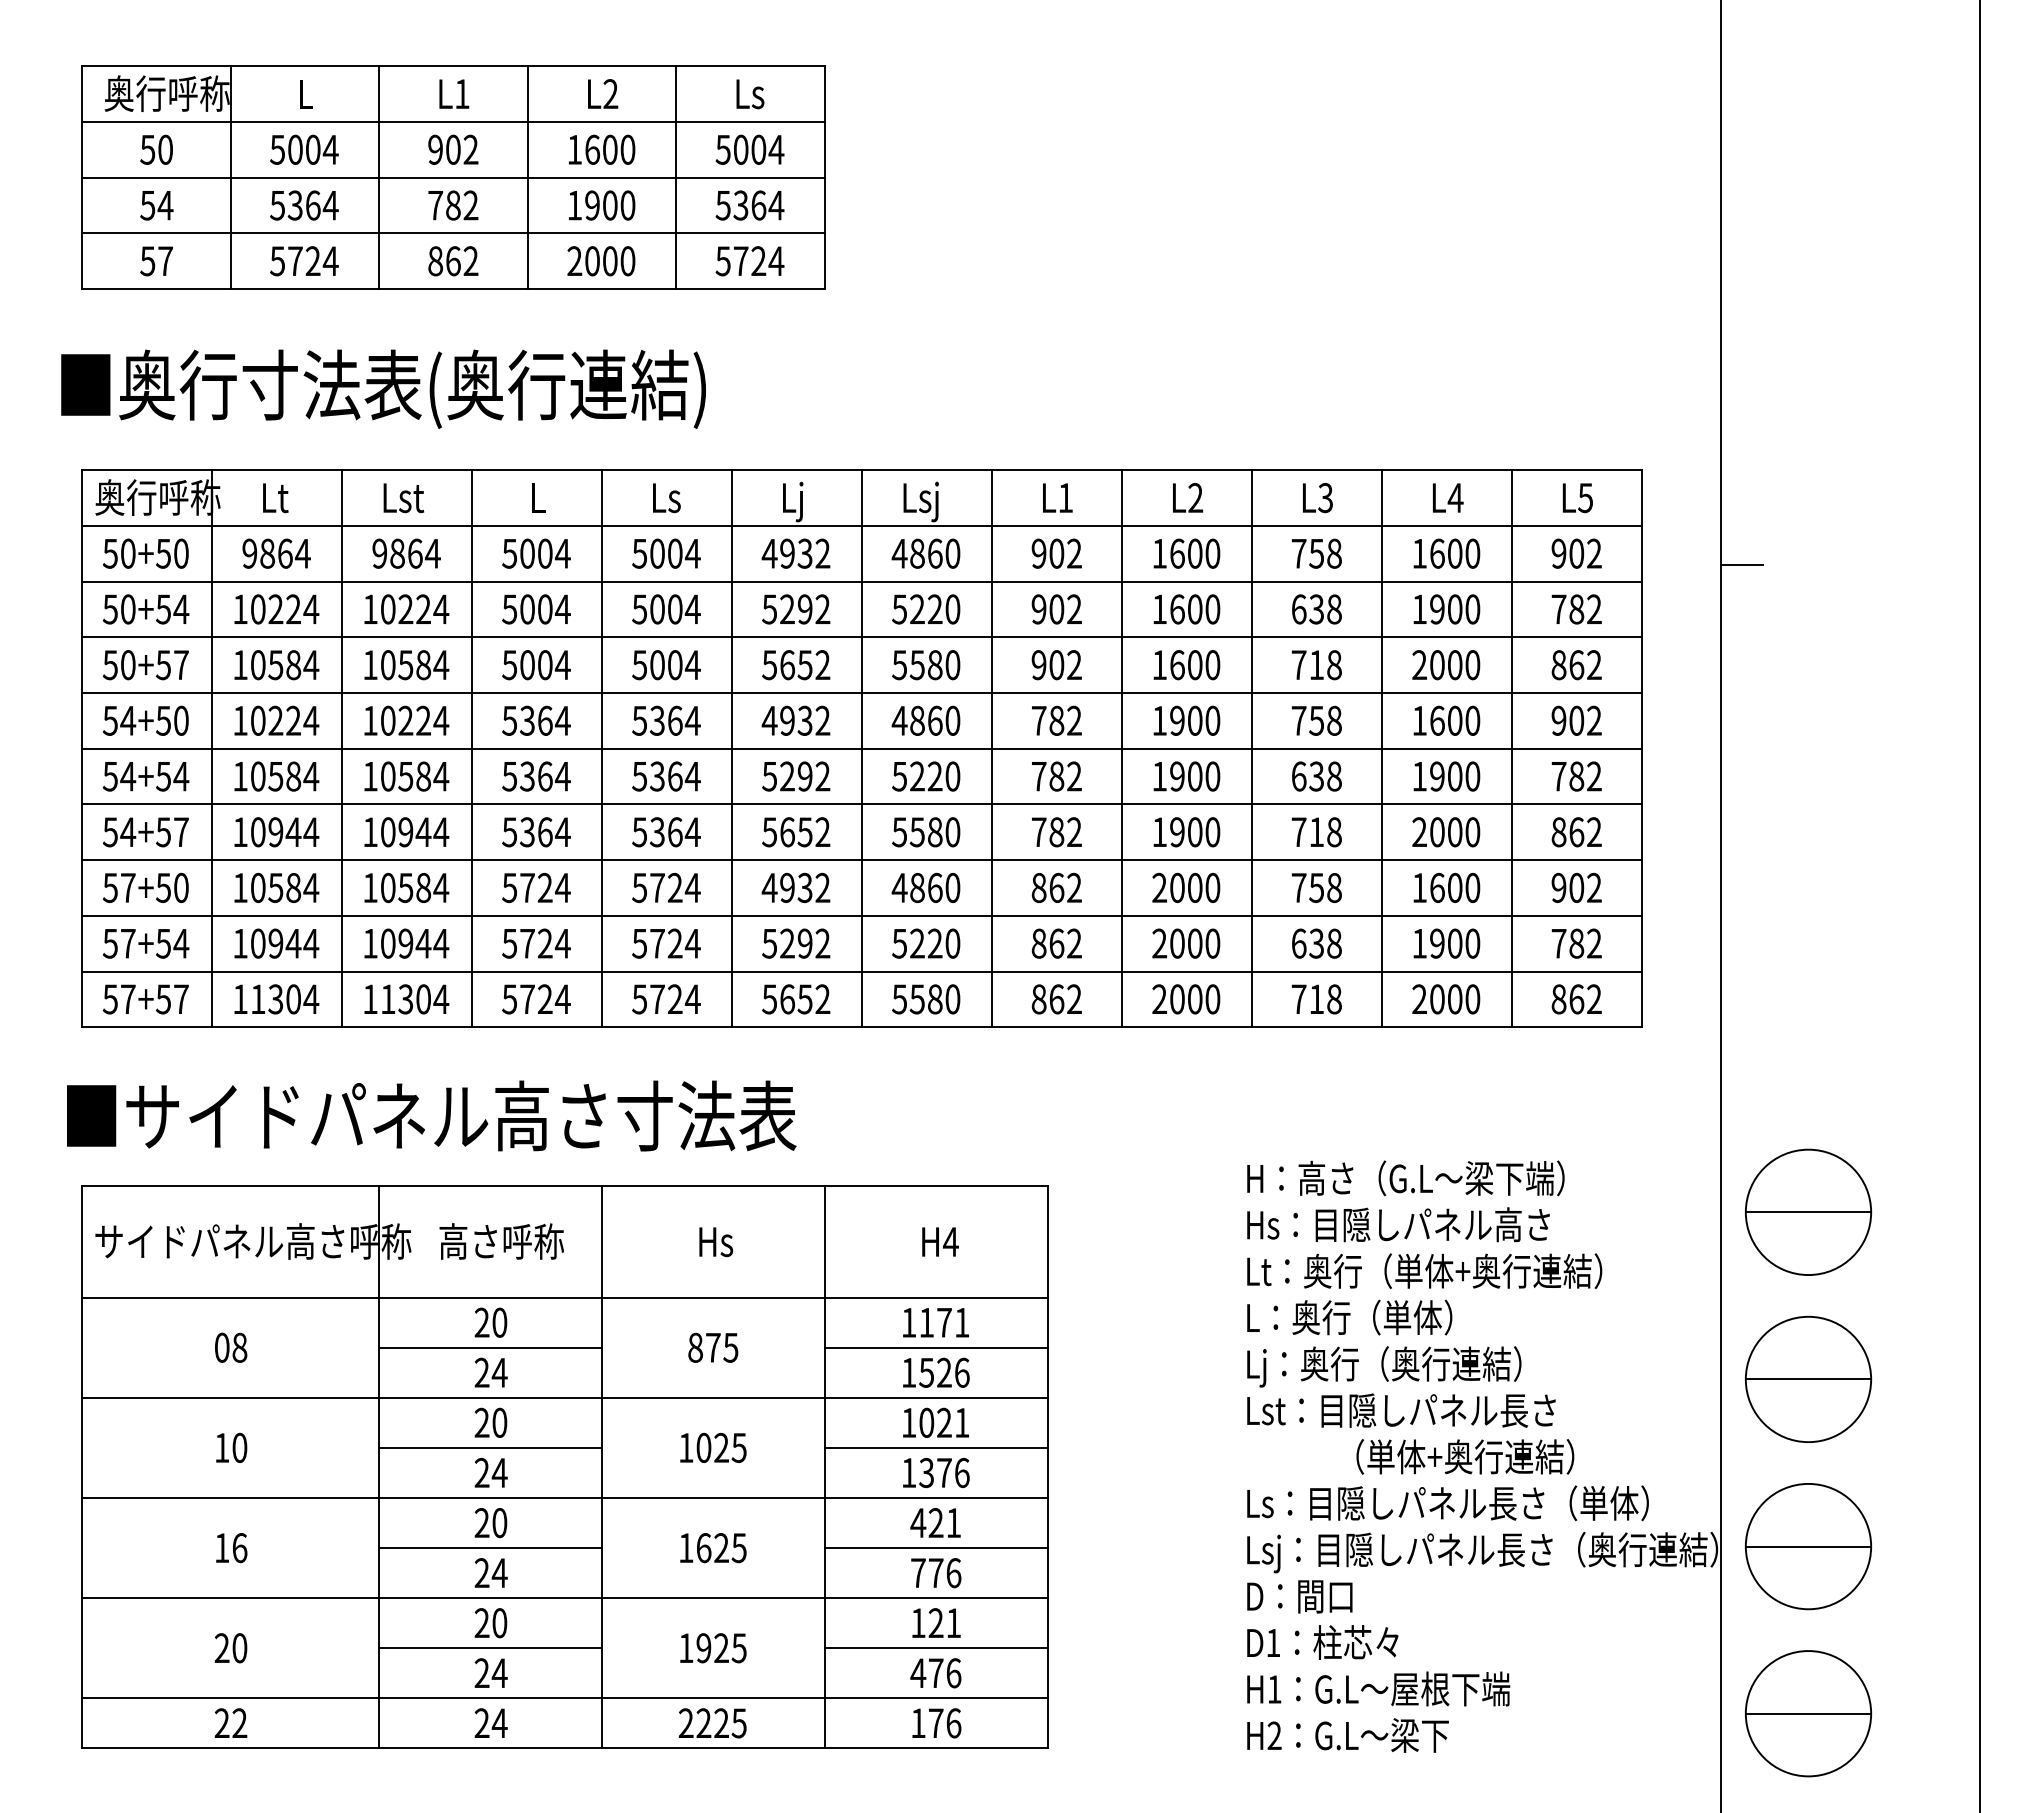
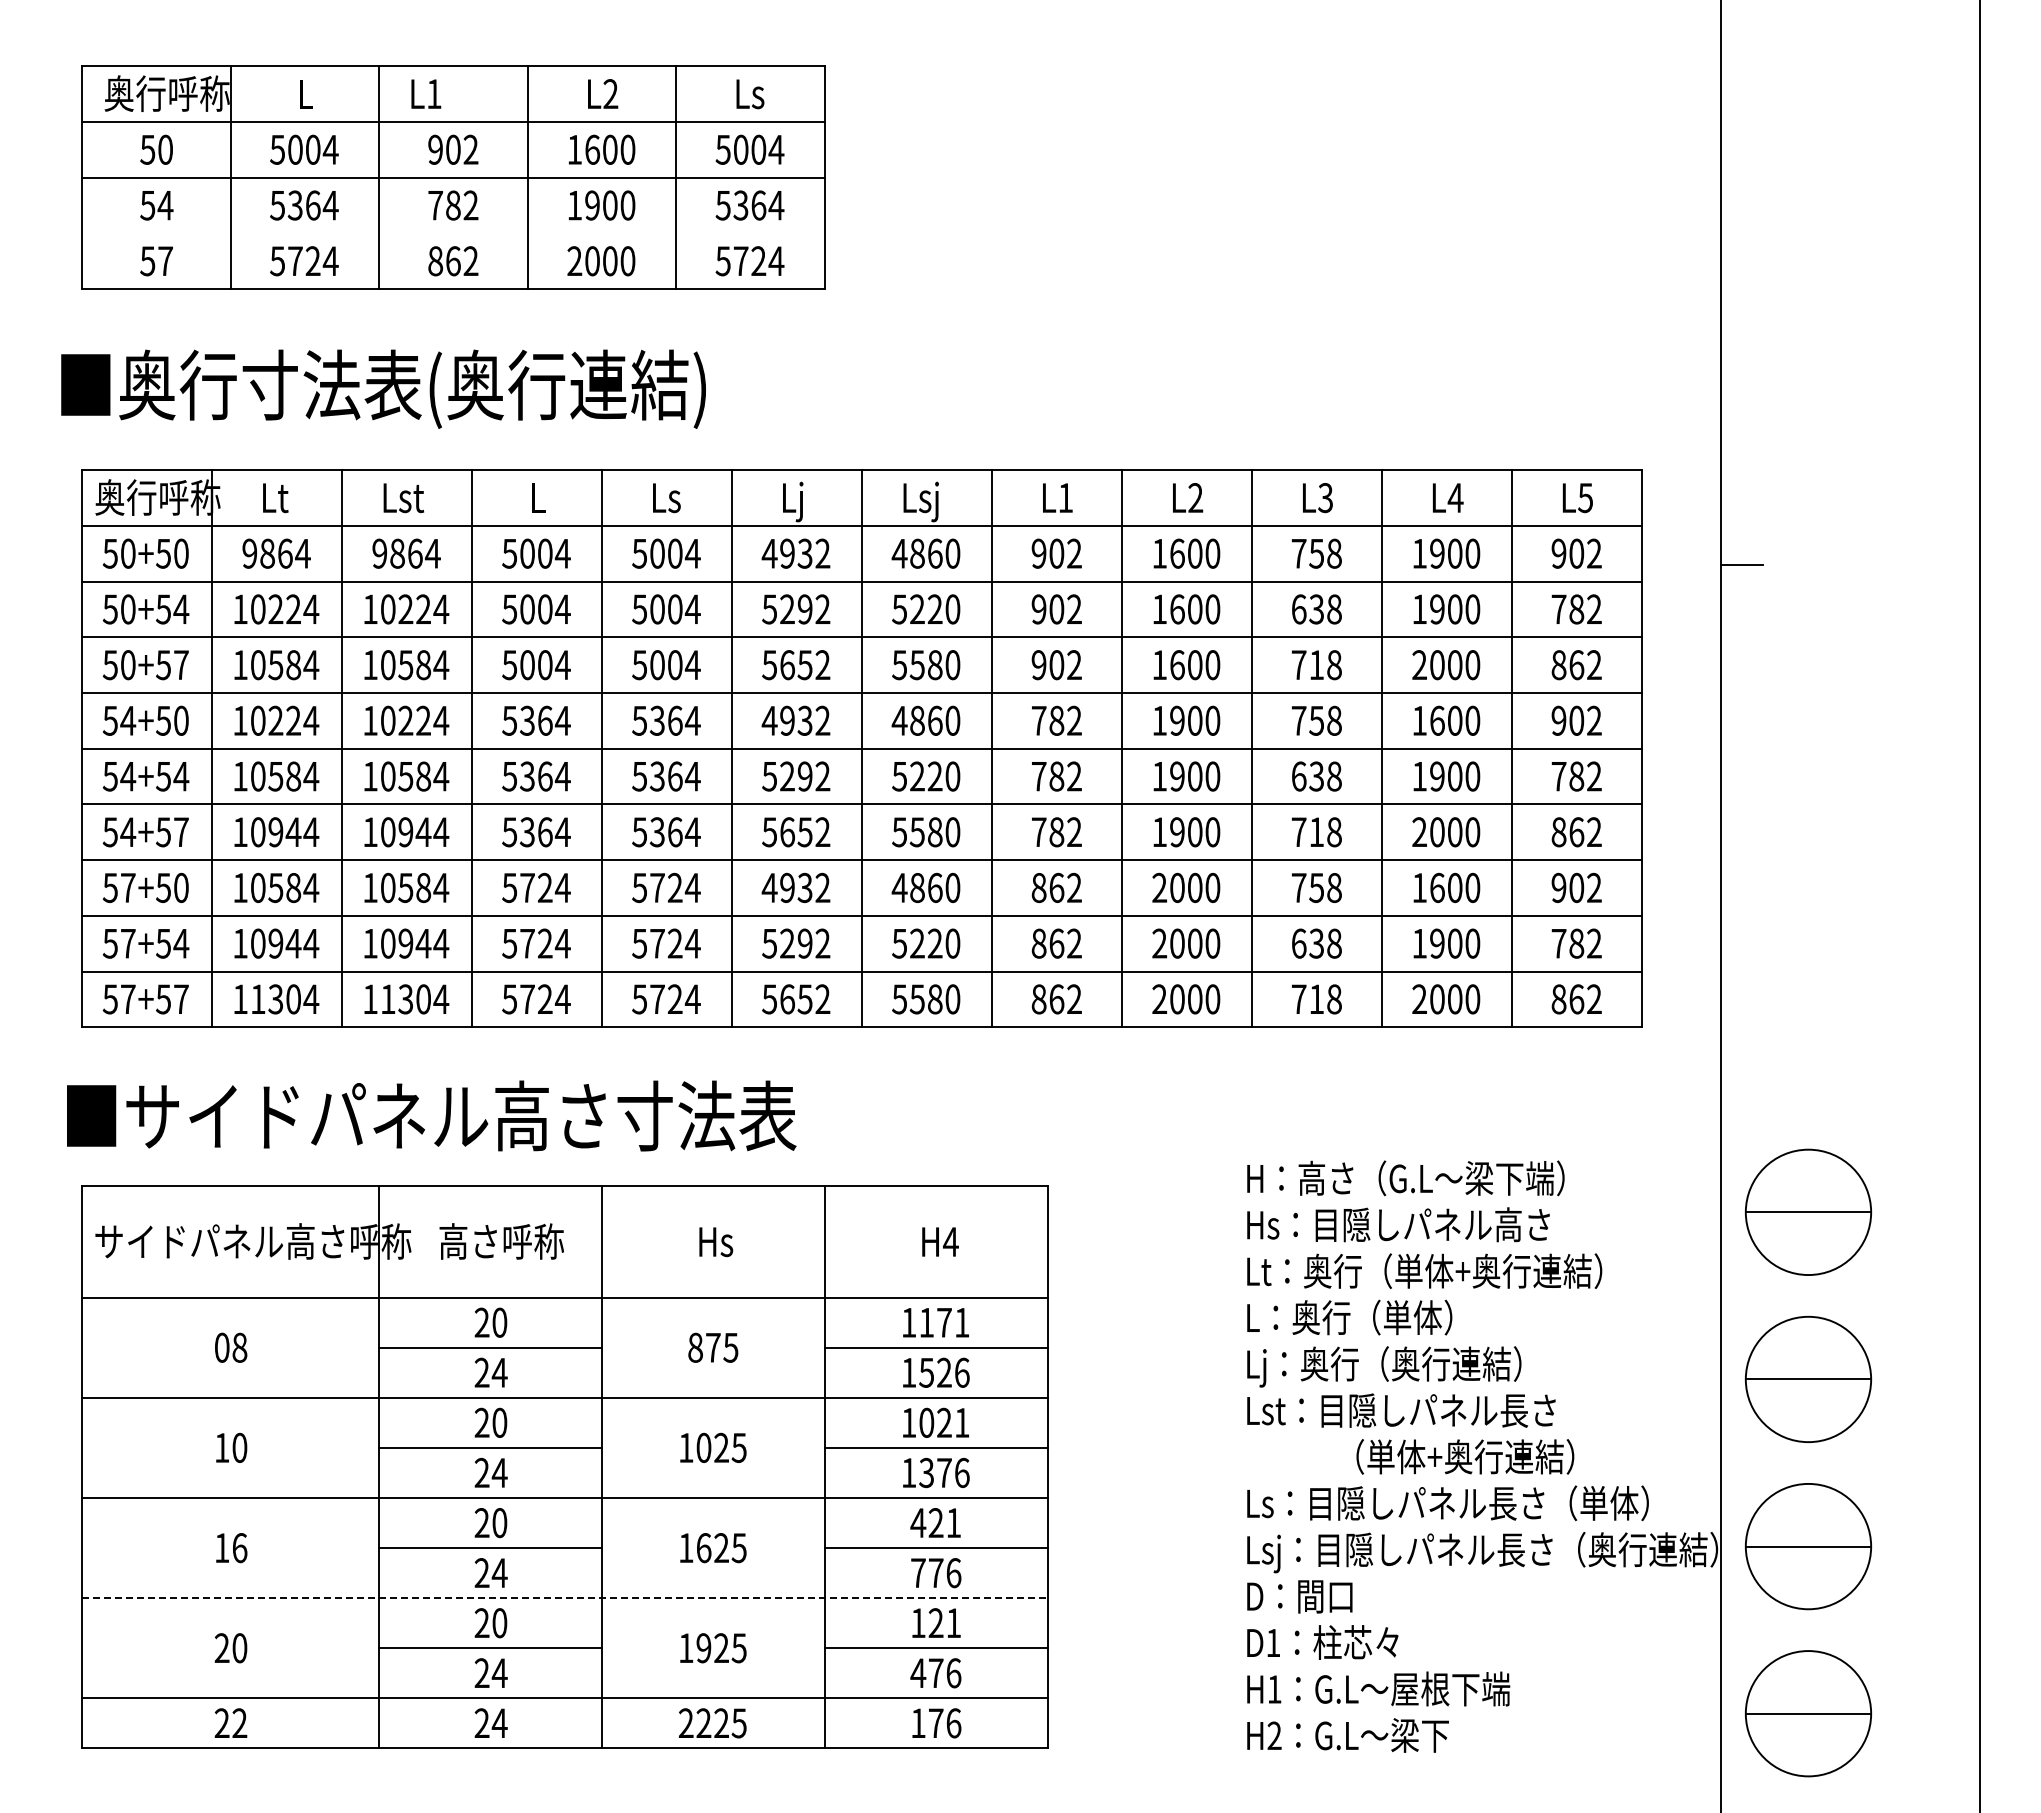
text position: (454, 93) -> (426, 93) (426, 93)
line: present -> none (453, 233)
text: 1600 -> 1900 (1437, 553)
line: solid -> dashed (564, 1598)
